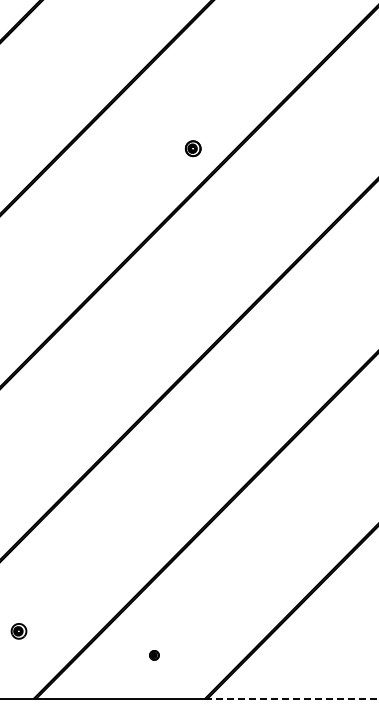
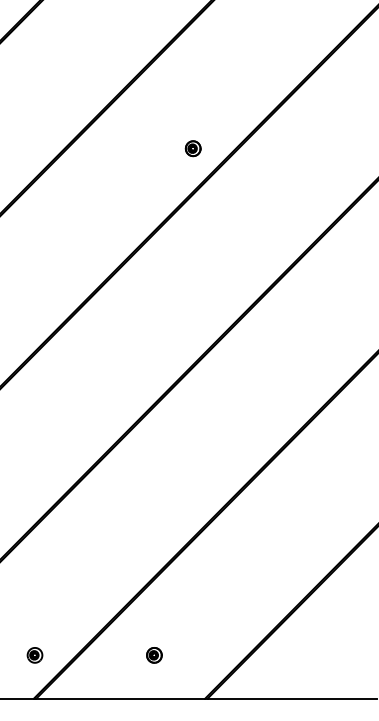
part position: (18, 631) -> (34, 655) (34, 655)
part size: 11x11 px -> 17x17 px (154, 655)
line: dashed -> solid (291, 698)
